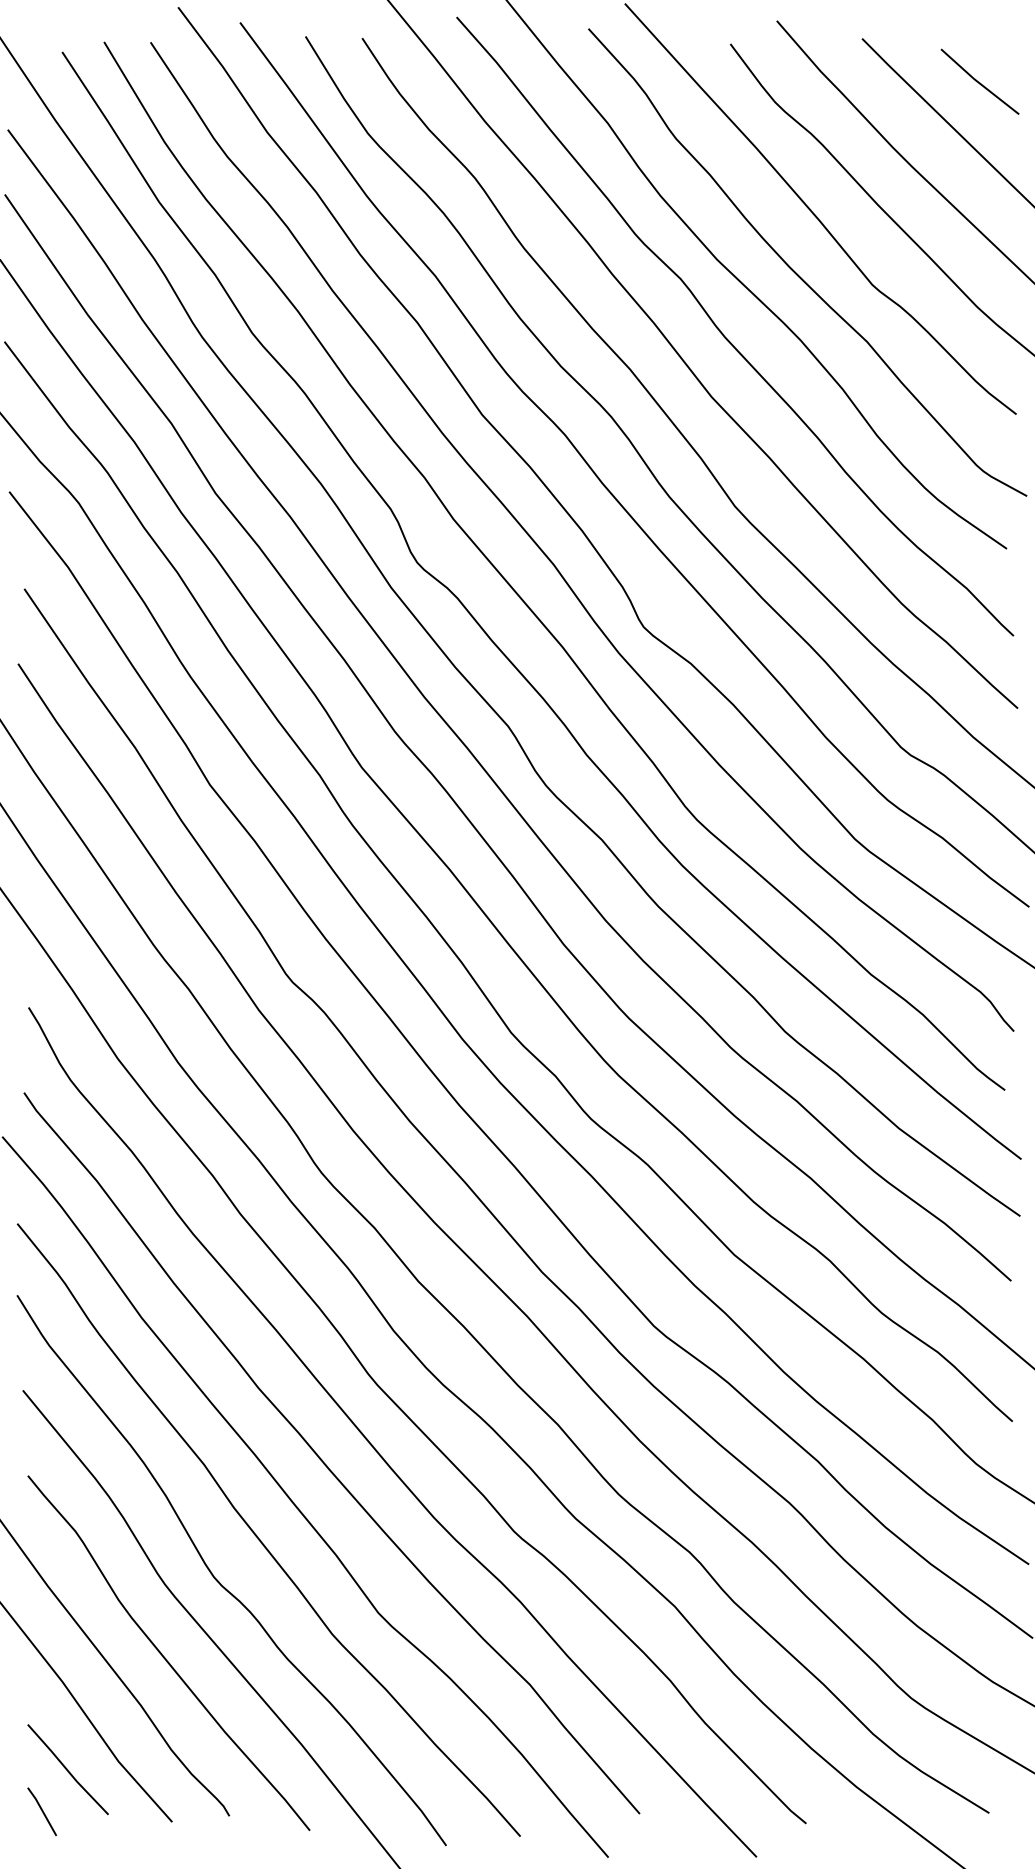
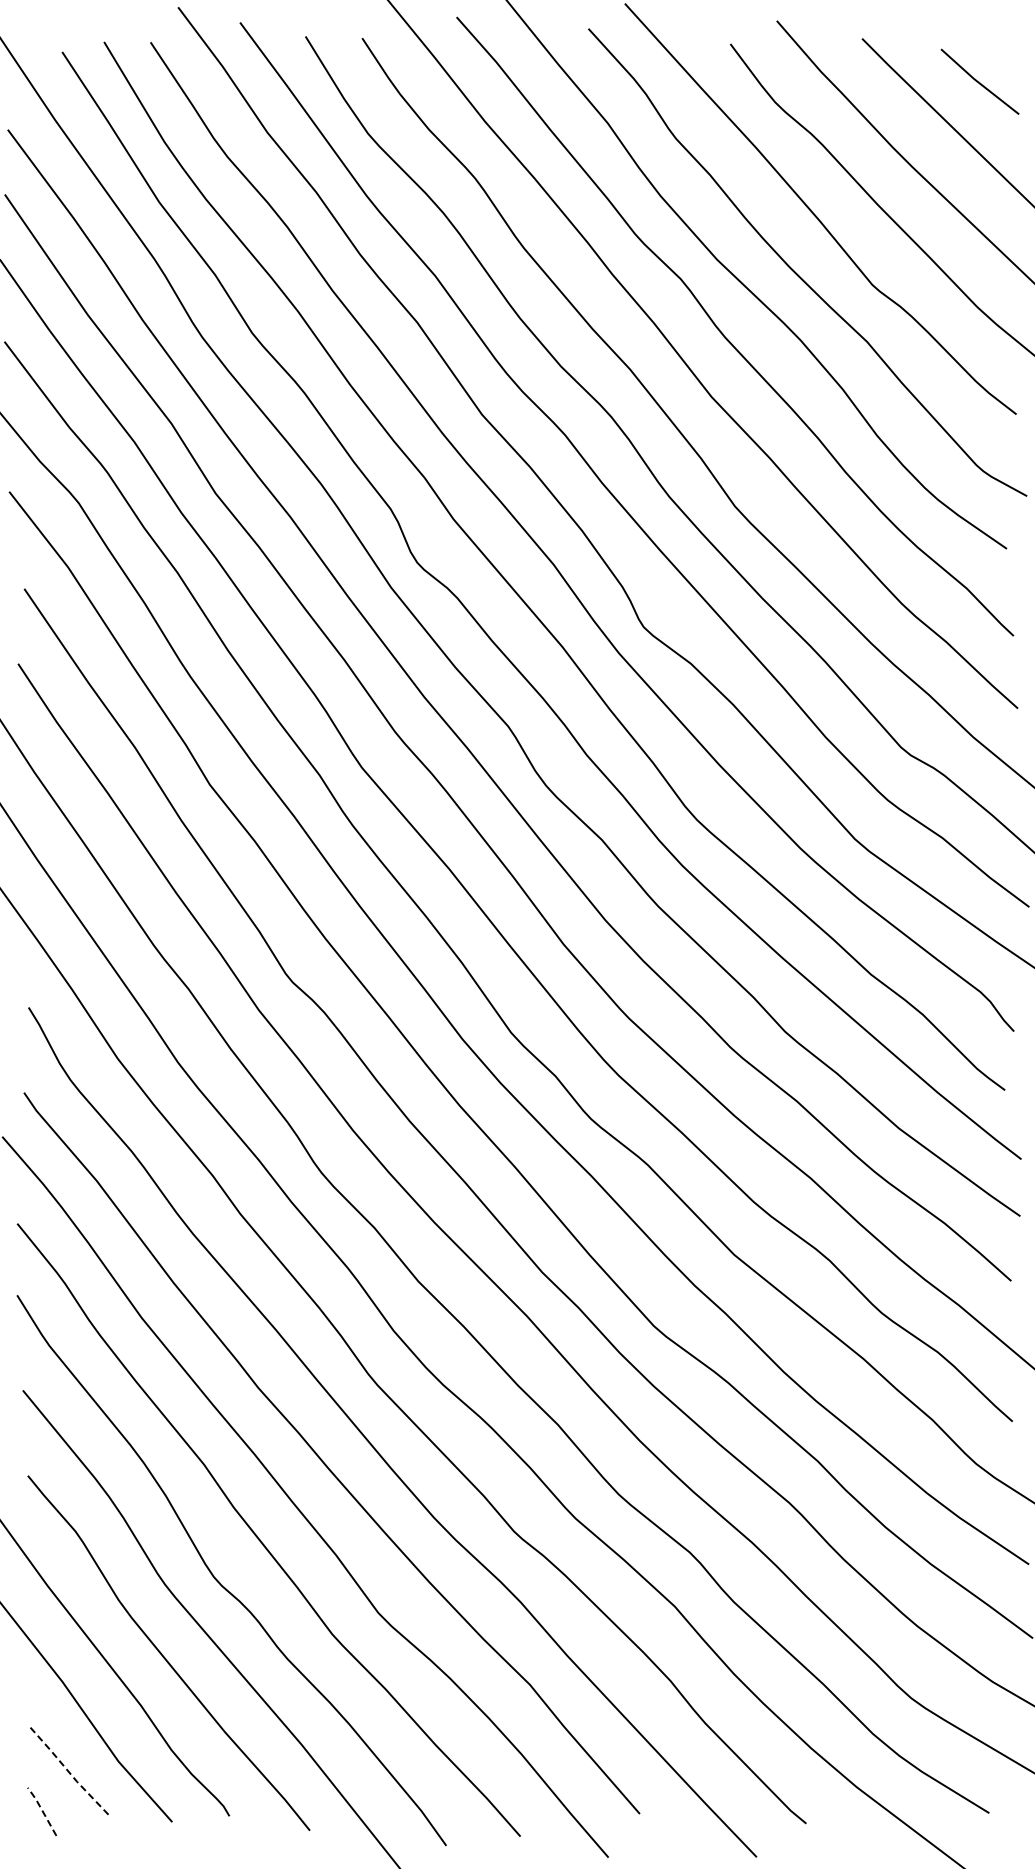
line: solid -> dashed (67, 1770)
line: solid -> dashed (42, 1810)
